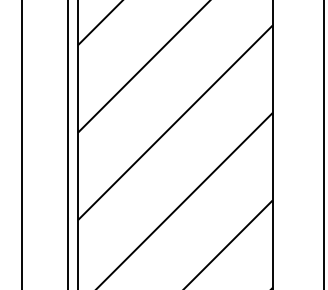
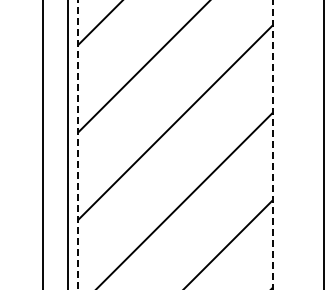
line position: (22, 144) -> (43, 144) (43, 144)
line: solid -> dashed (272, 144)
line: solid -> dashed (77, 145)
